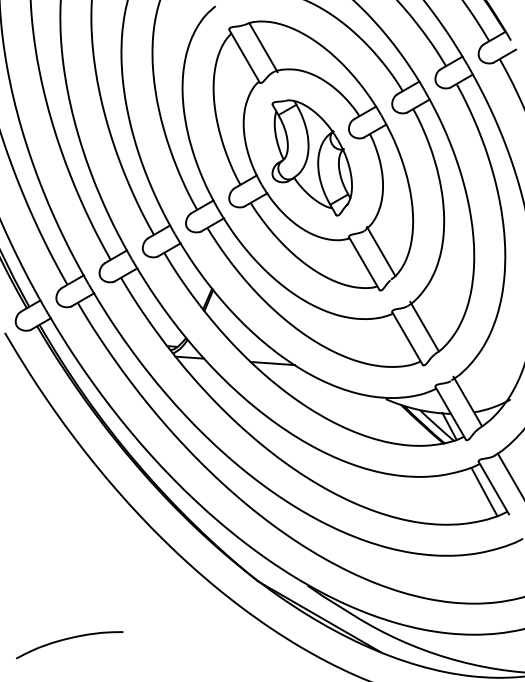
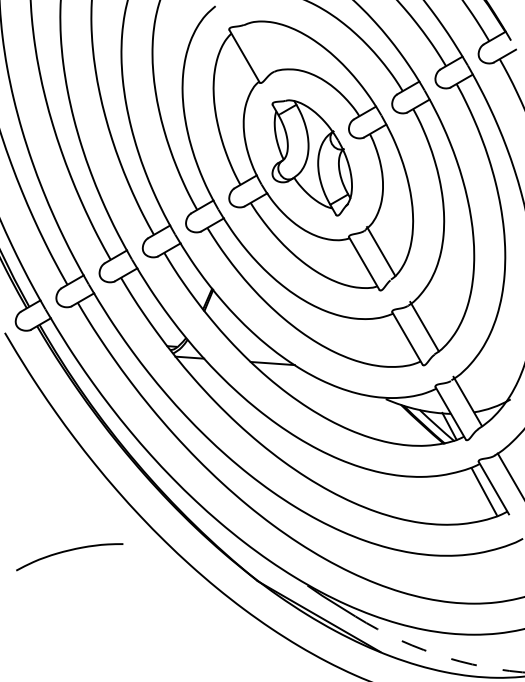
line: present -> none (263, 47)
curve position: (69, 639) -> (69, 551) (69, 551)
arc: solid -> dashed (436, 654)
